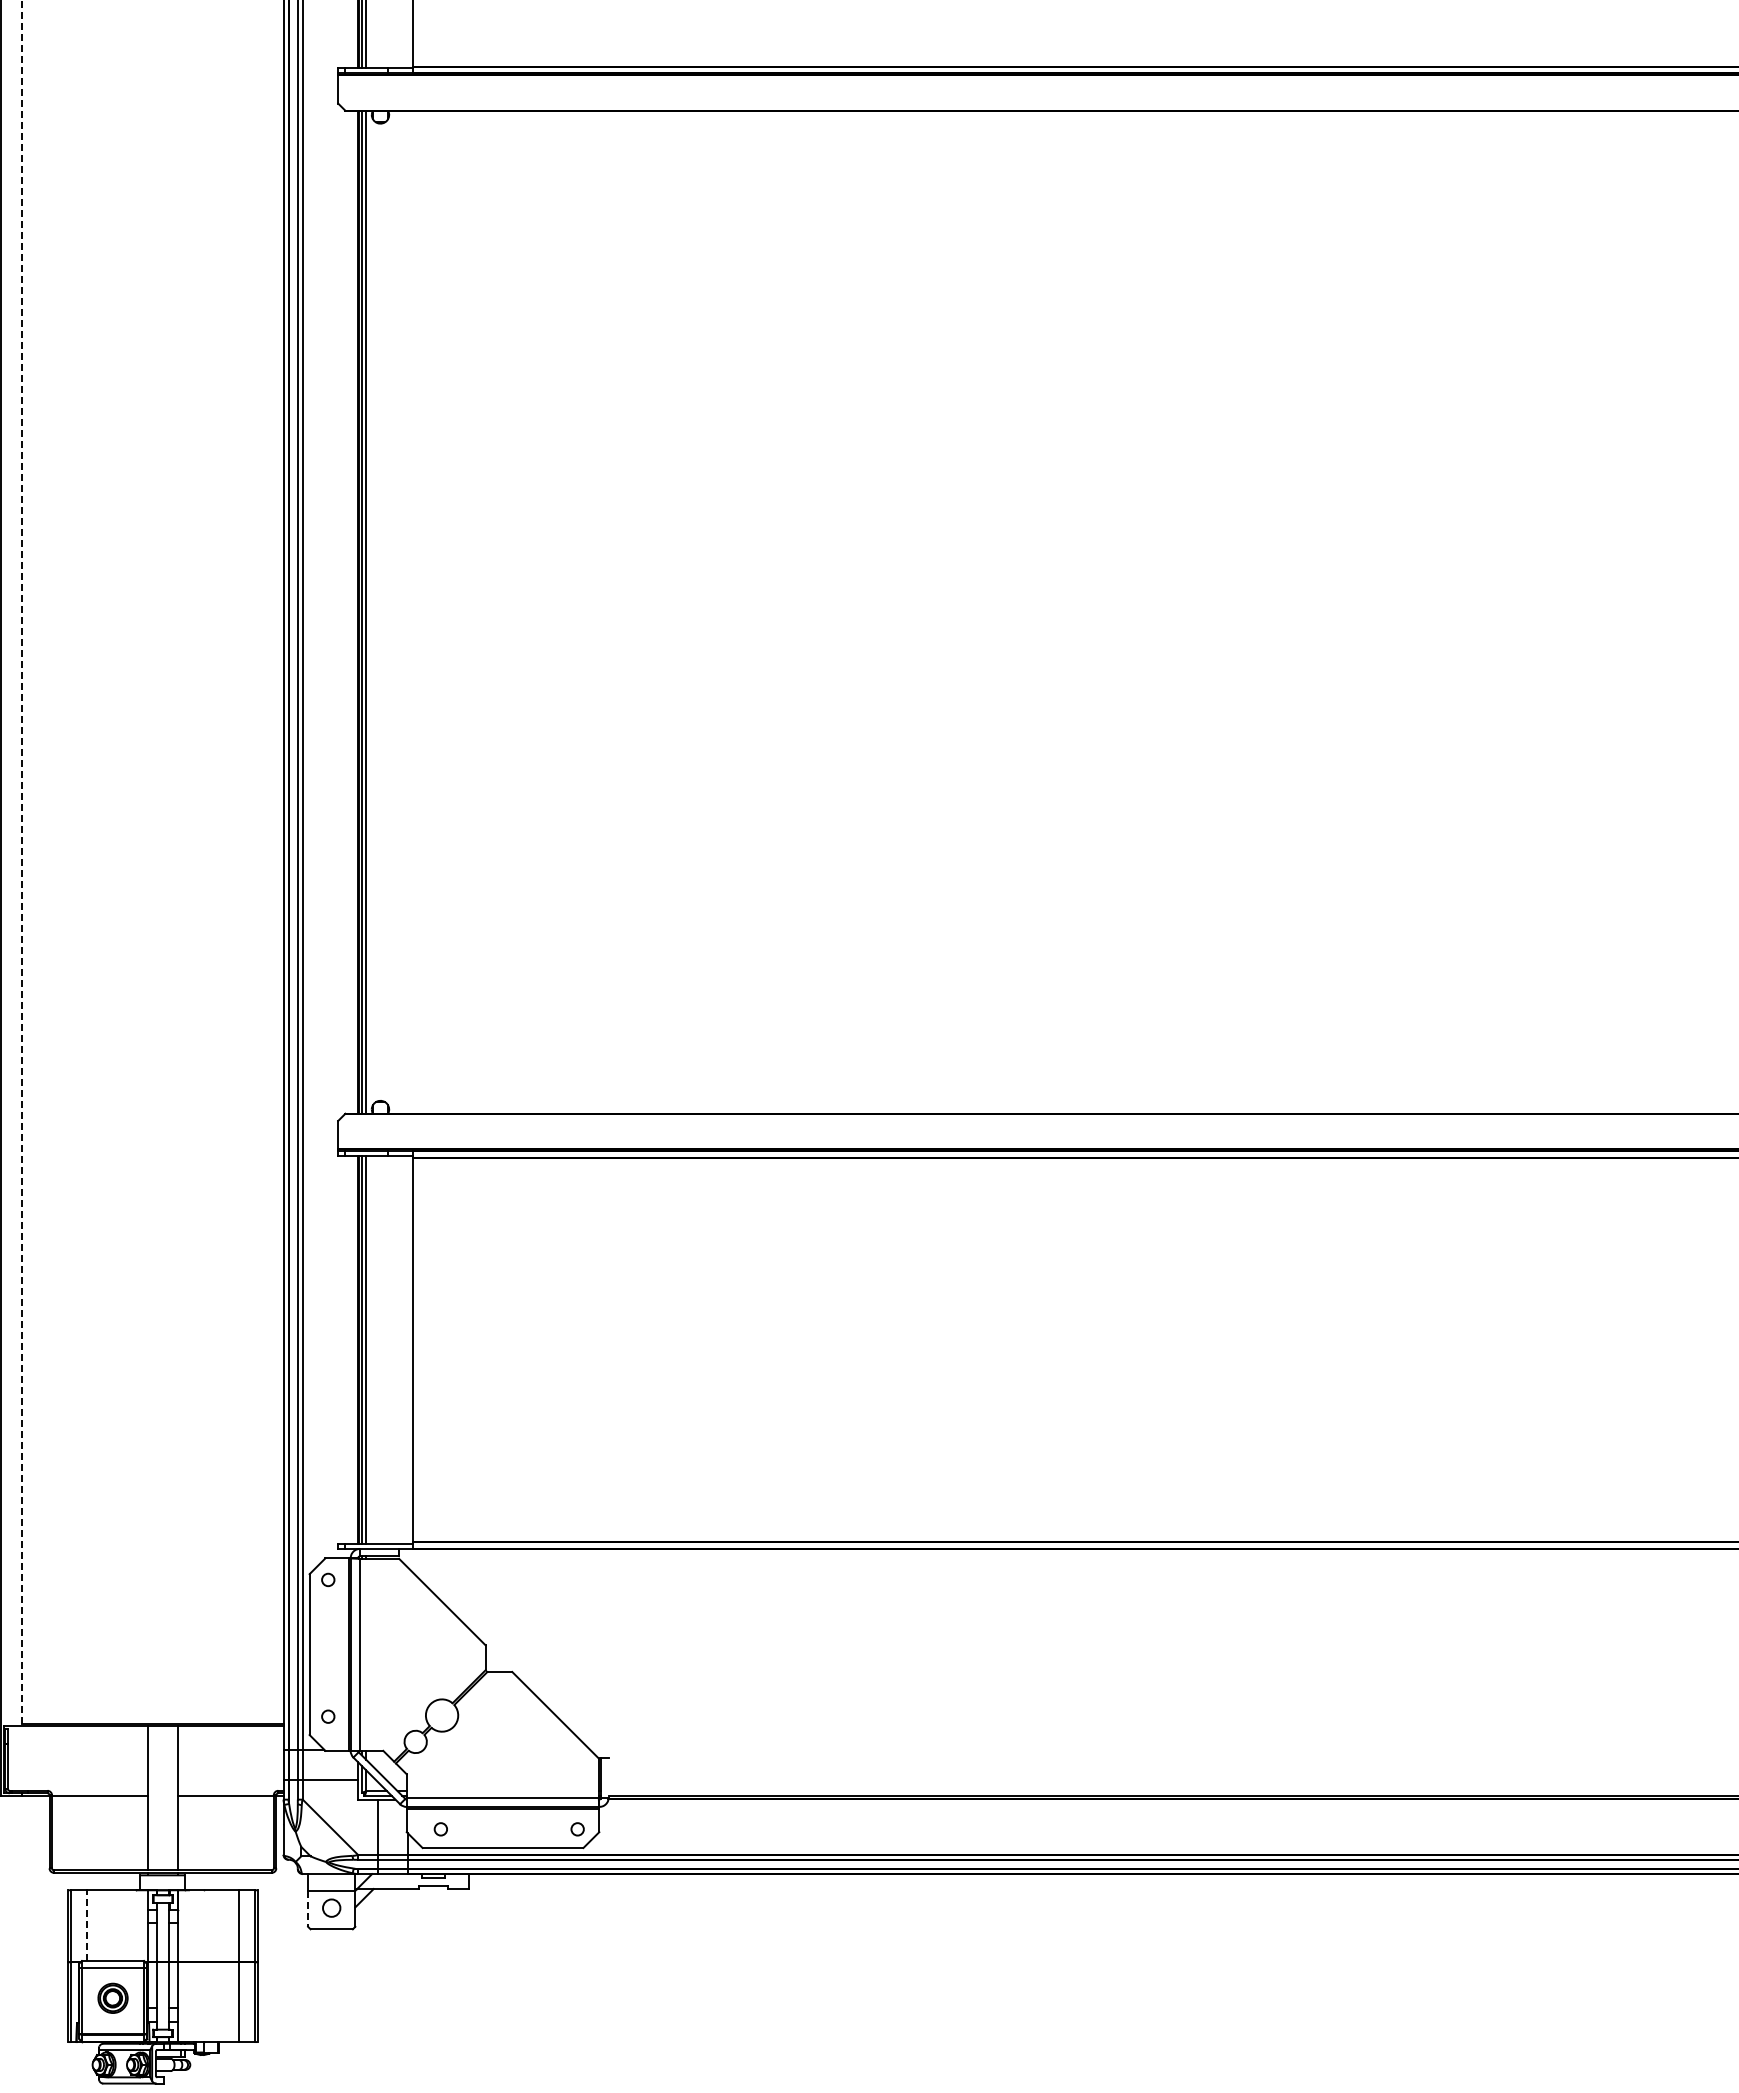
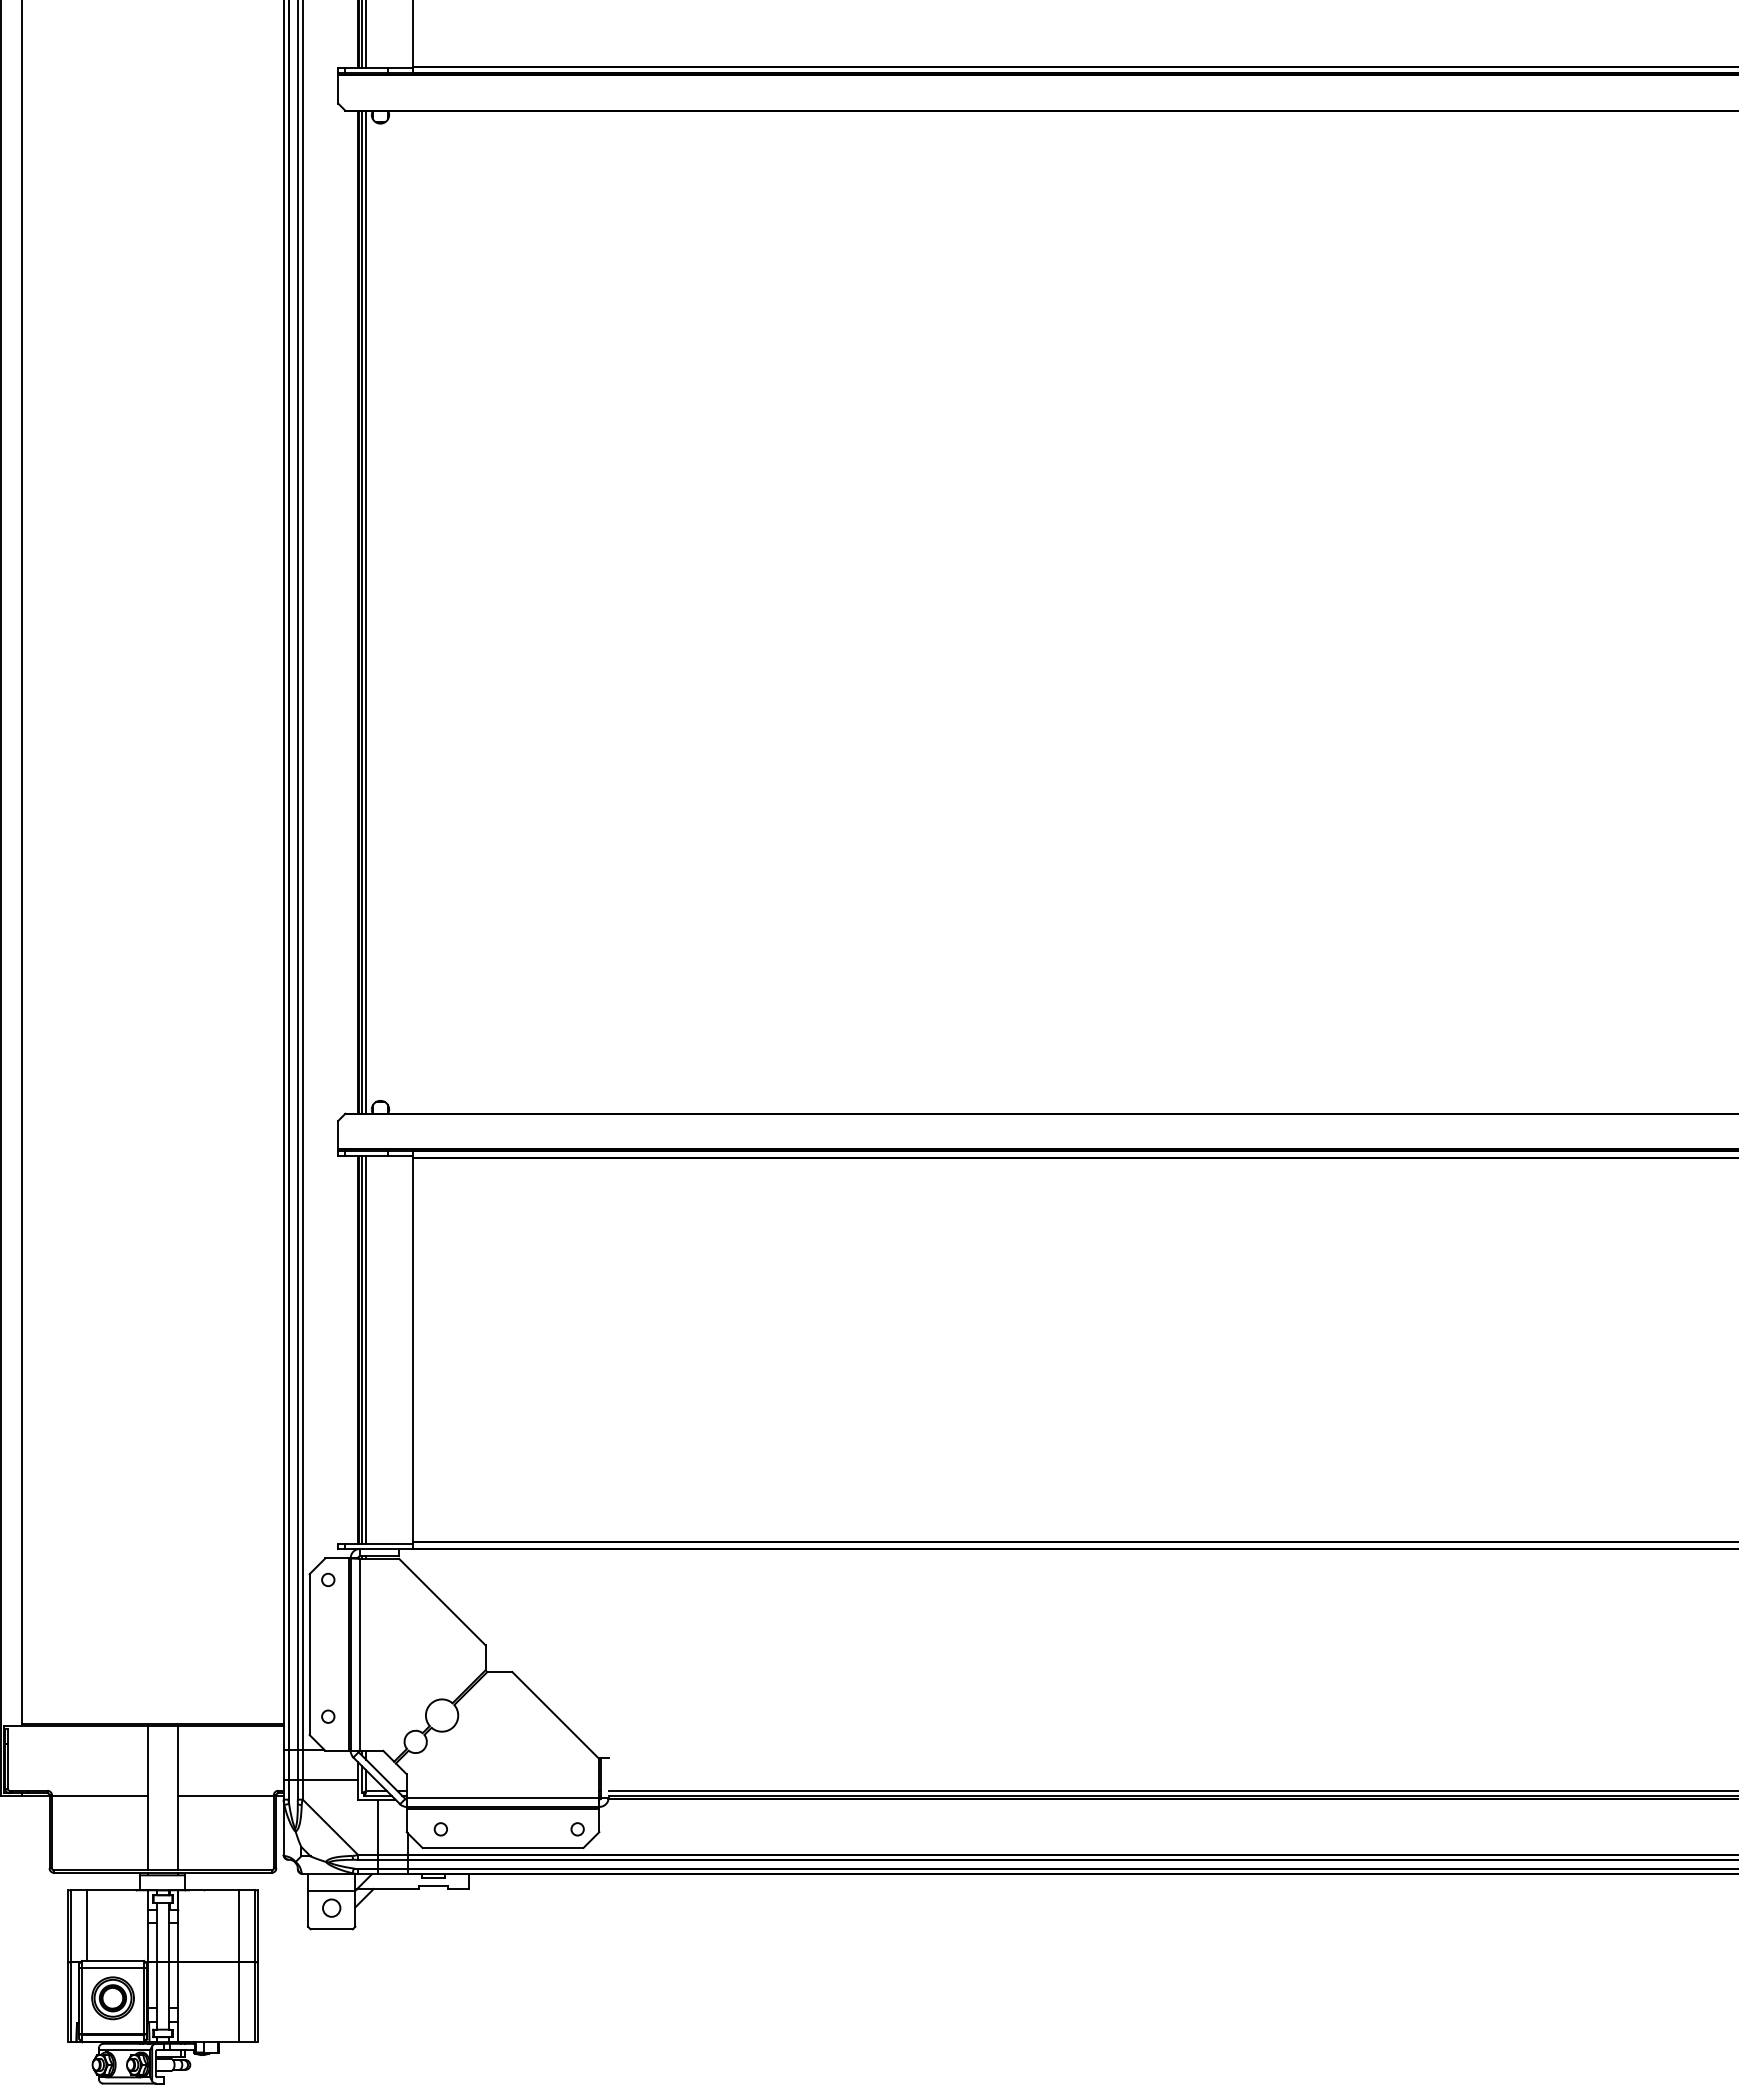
line: dashed -> solid (22, 862)
line: none -> present (1171, 1791)
line: dashed -> solid (308, 1908)
line: dashed -> solid (86, 1925)
part size: 32x32 px -> 44x45 px (112, 1998)
